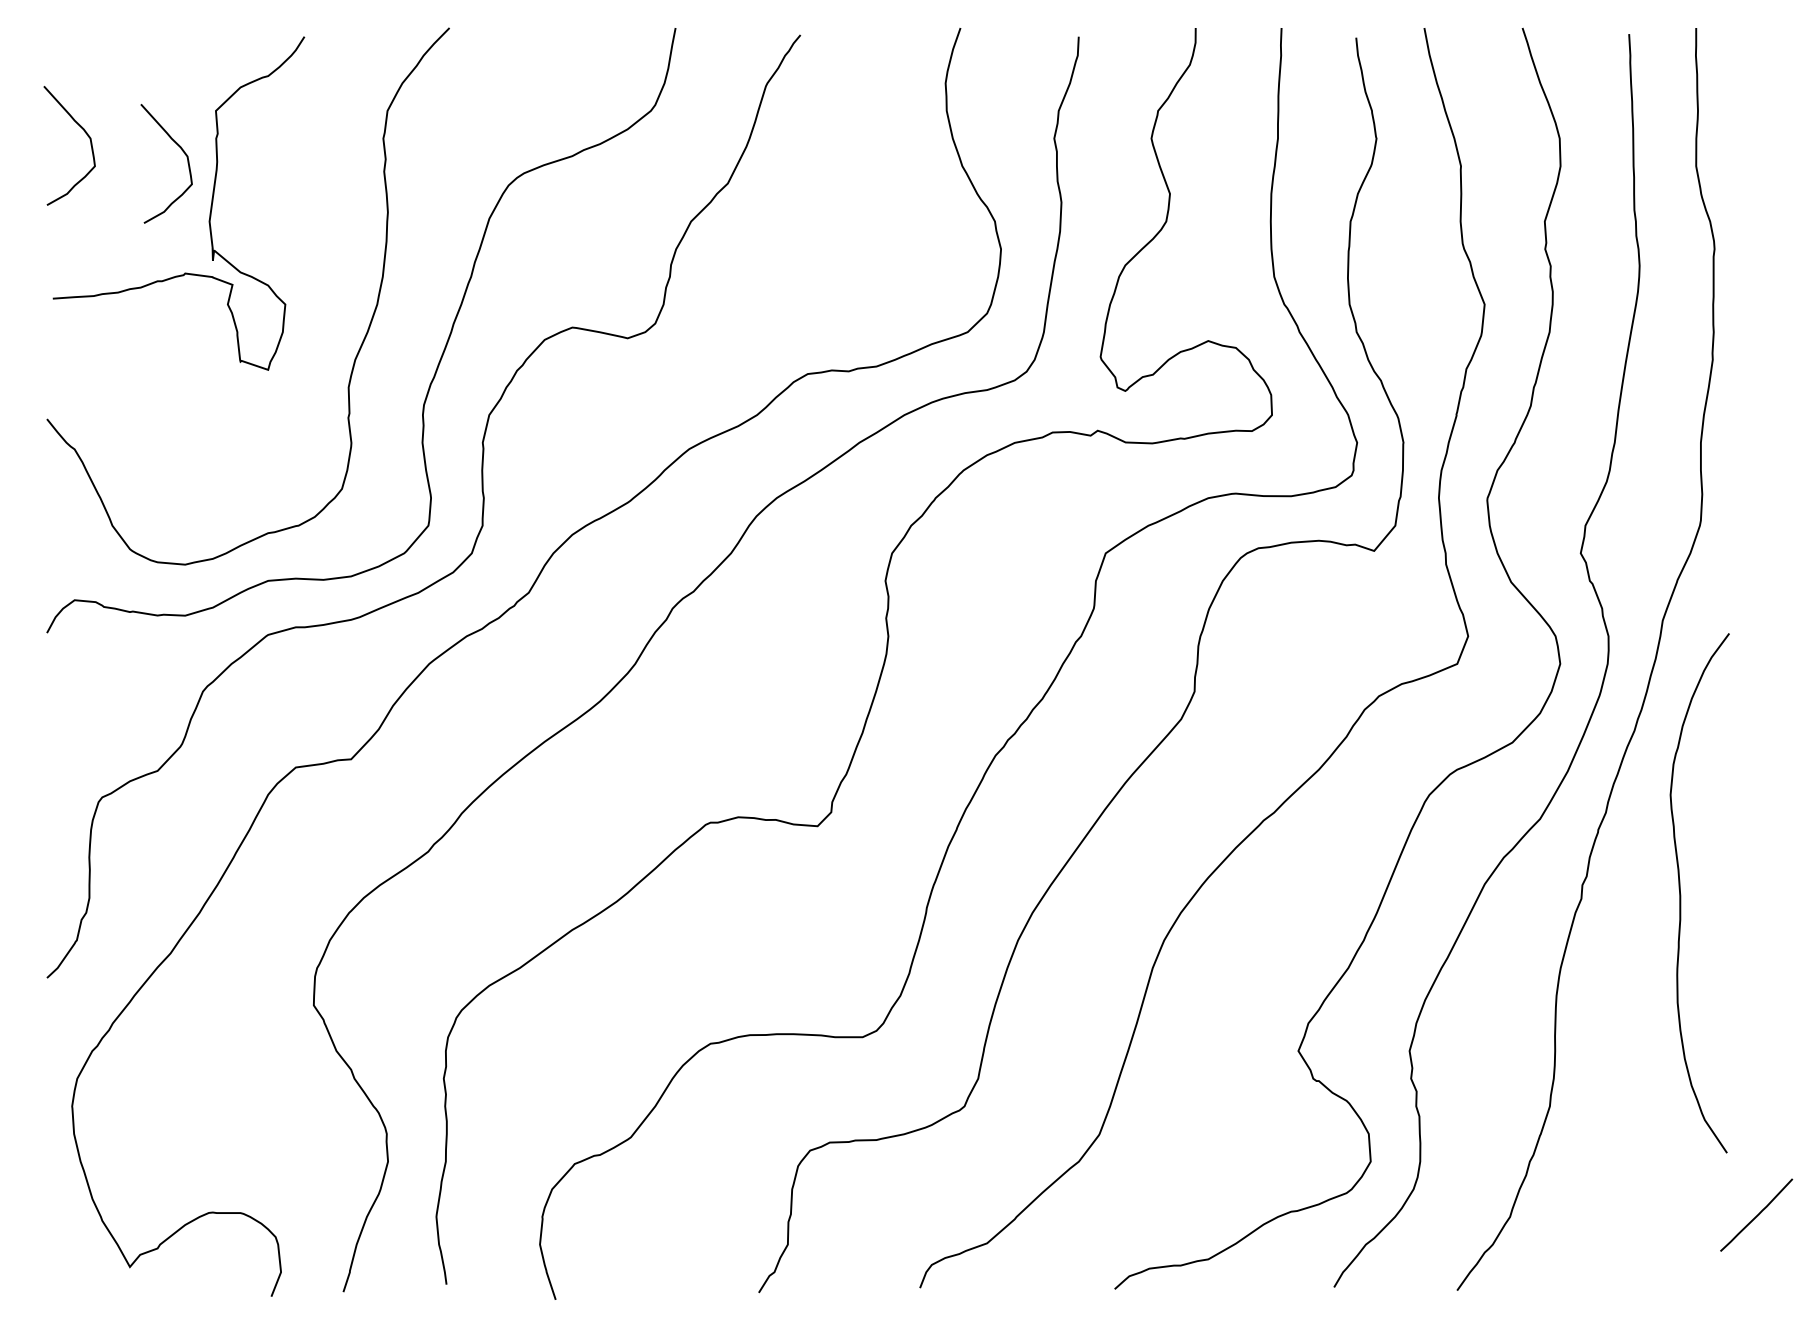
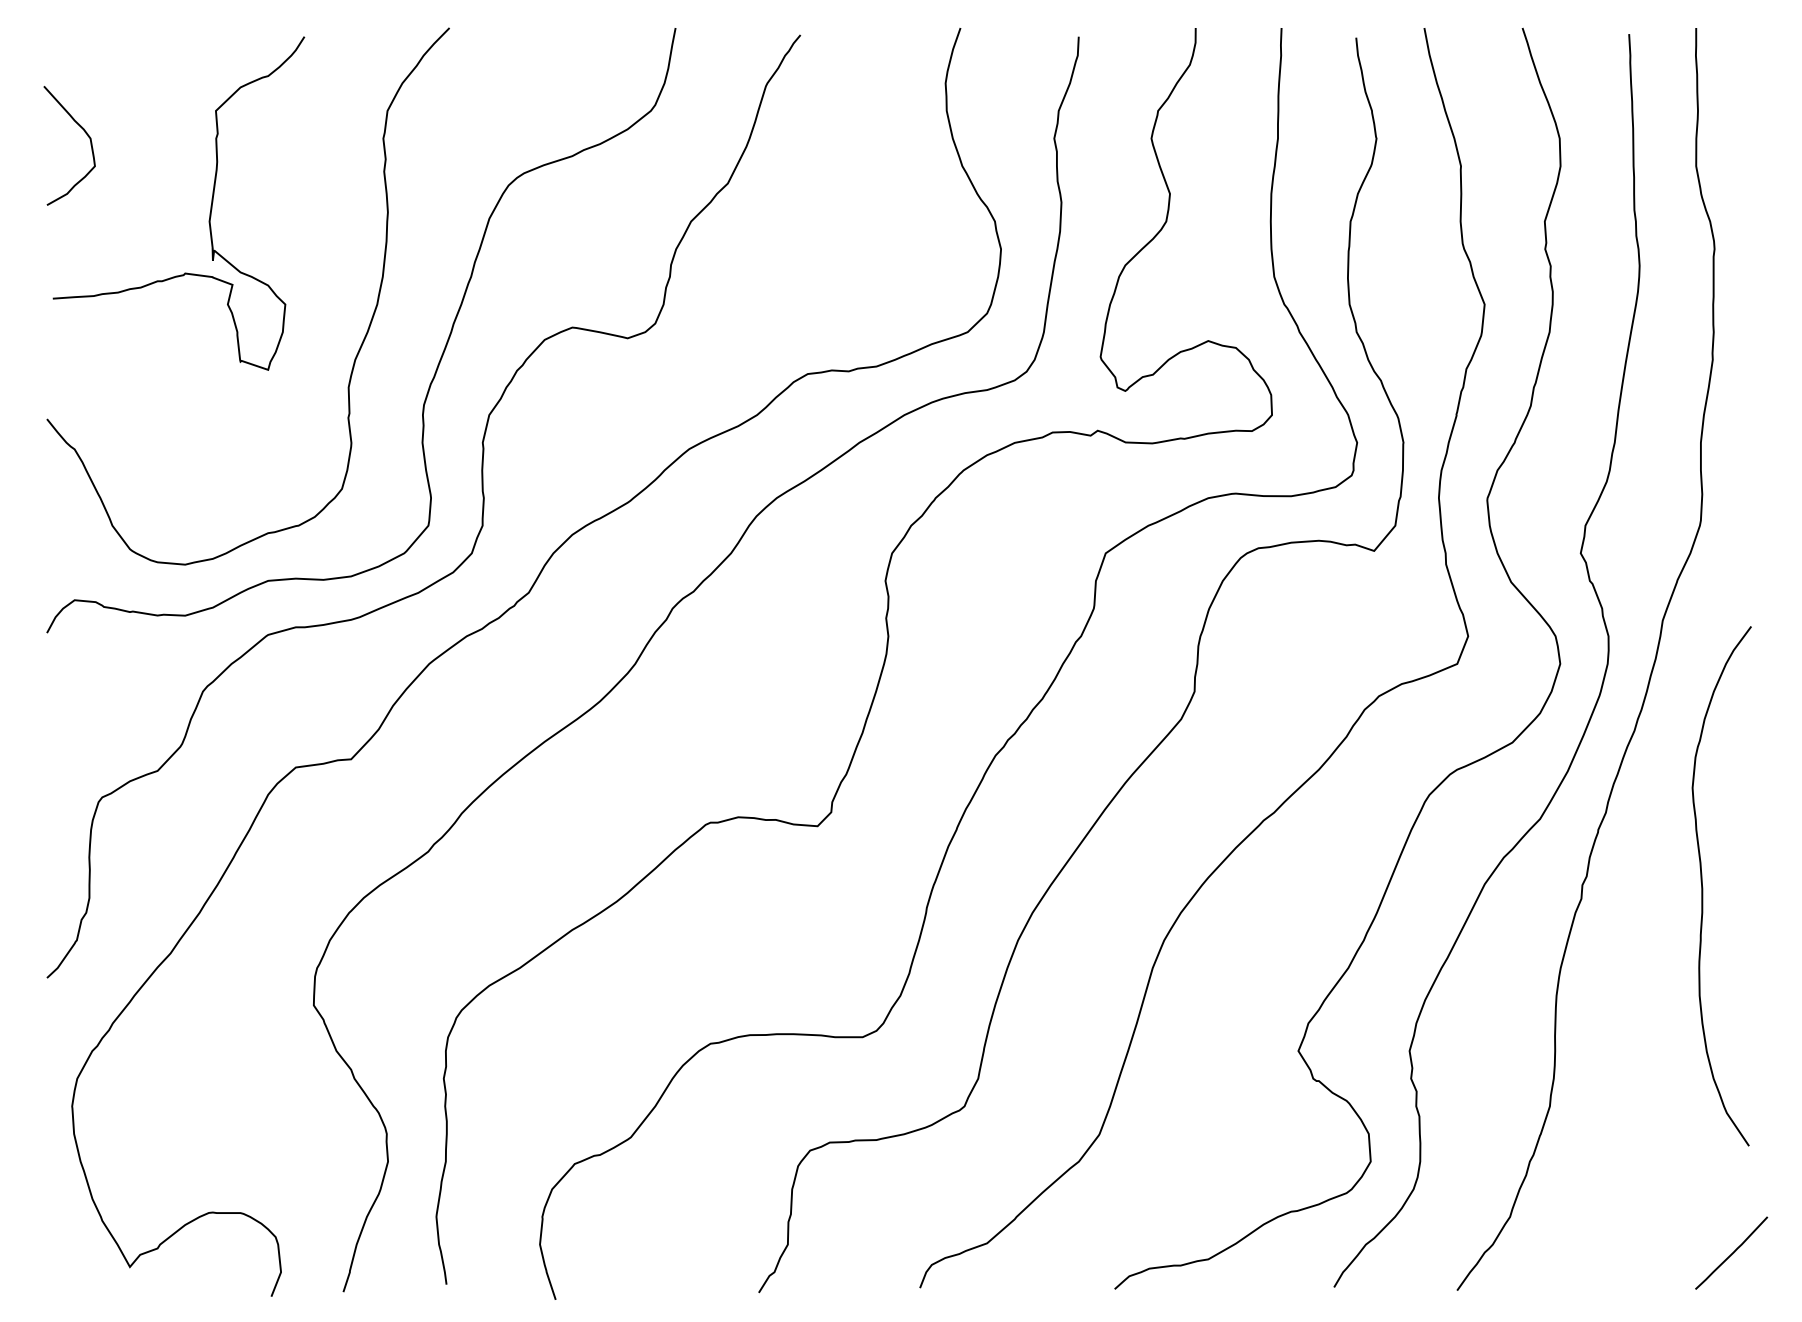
curve: present -> none (181, 150)
curve position: (1681, 894) -> (1703, 887) (1703, 887)
curve position: (1757, 1214) -> (1732, 1252) (1732, 1252)
